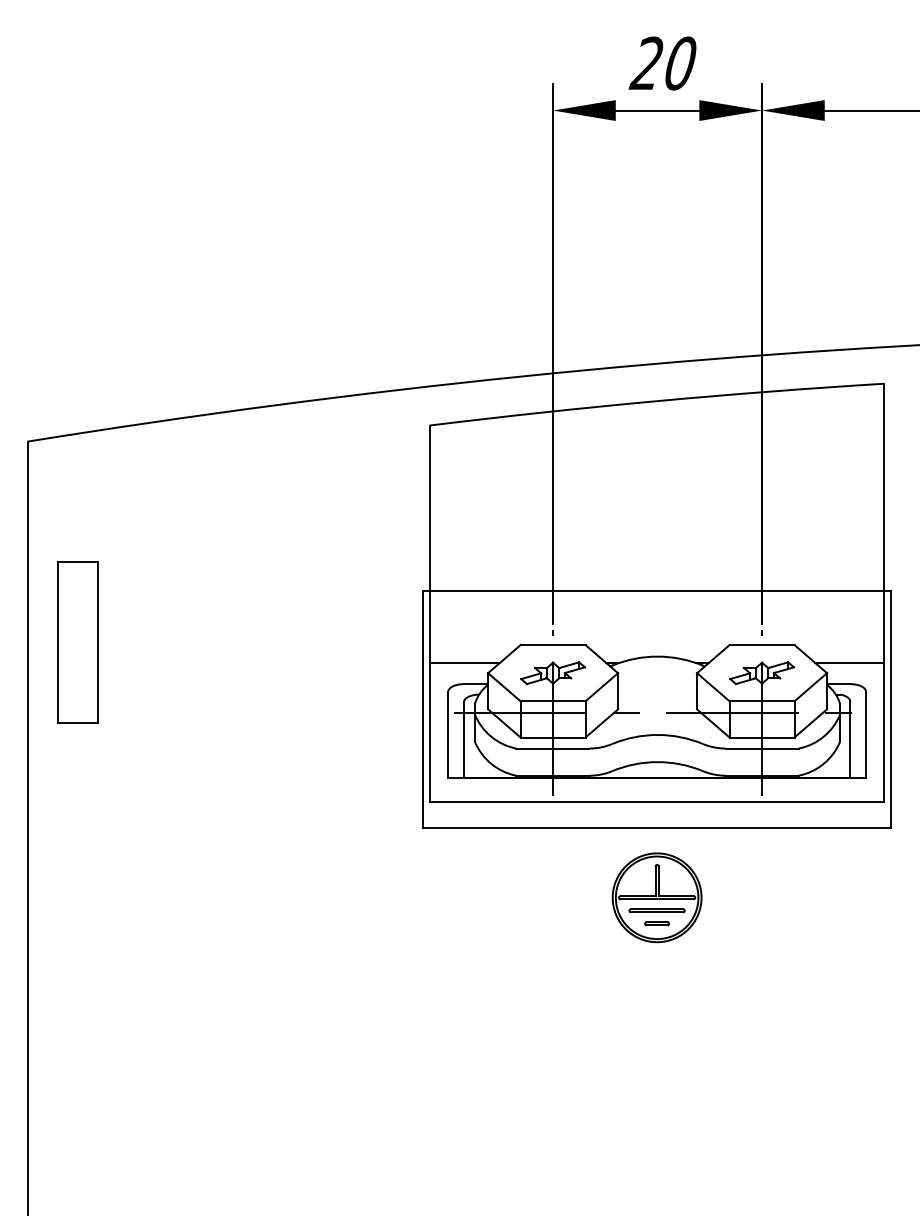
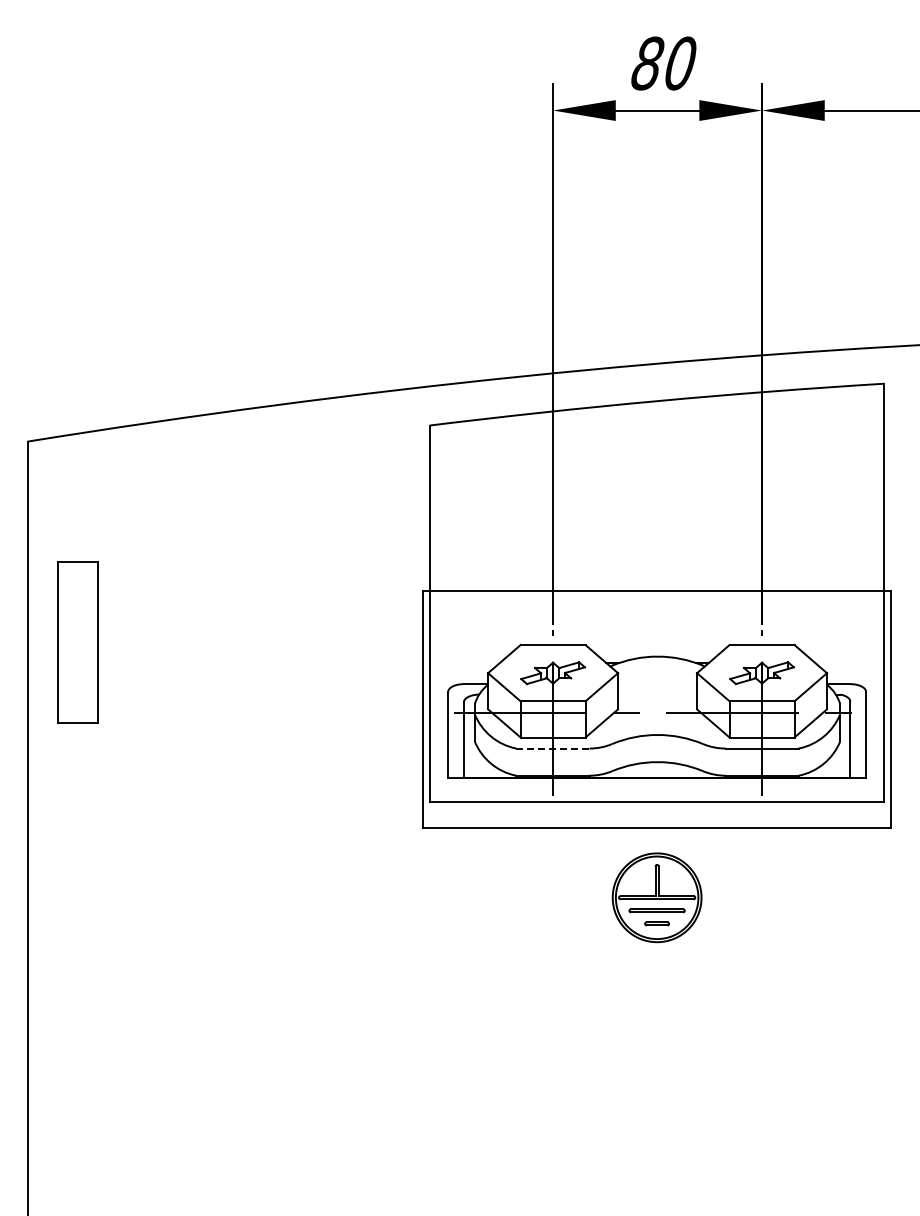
text: 20 -> 80 (646, 63)
line: present -> none (464, 662)
line: present -> none (849, 662)
line: solid -> dashed (552, 748)
